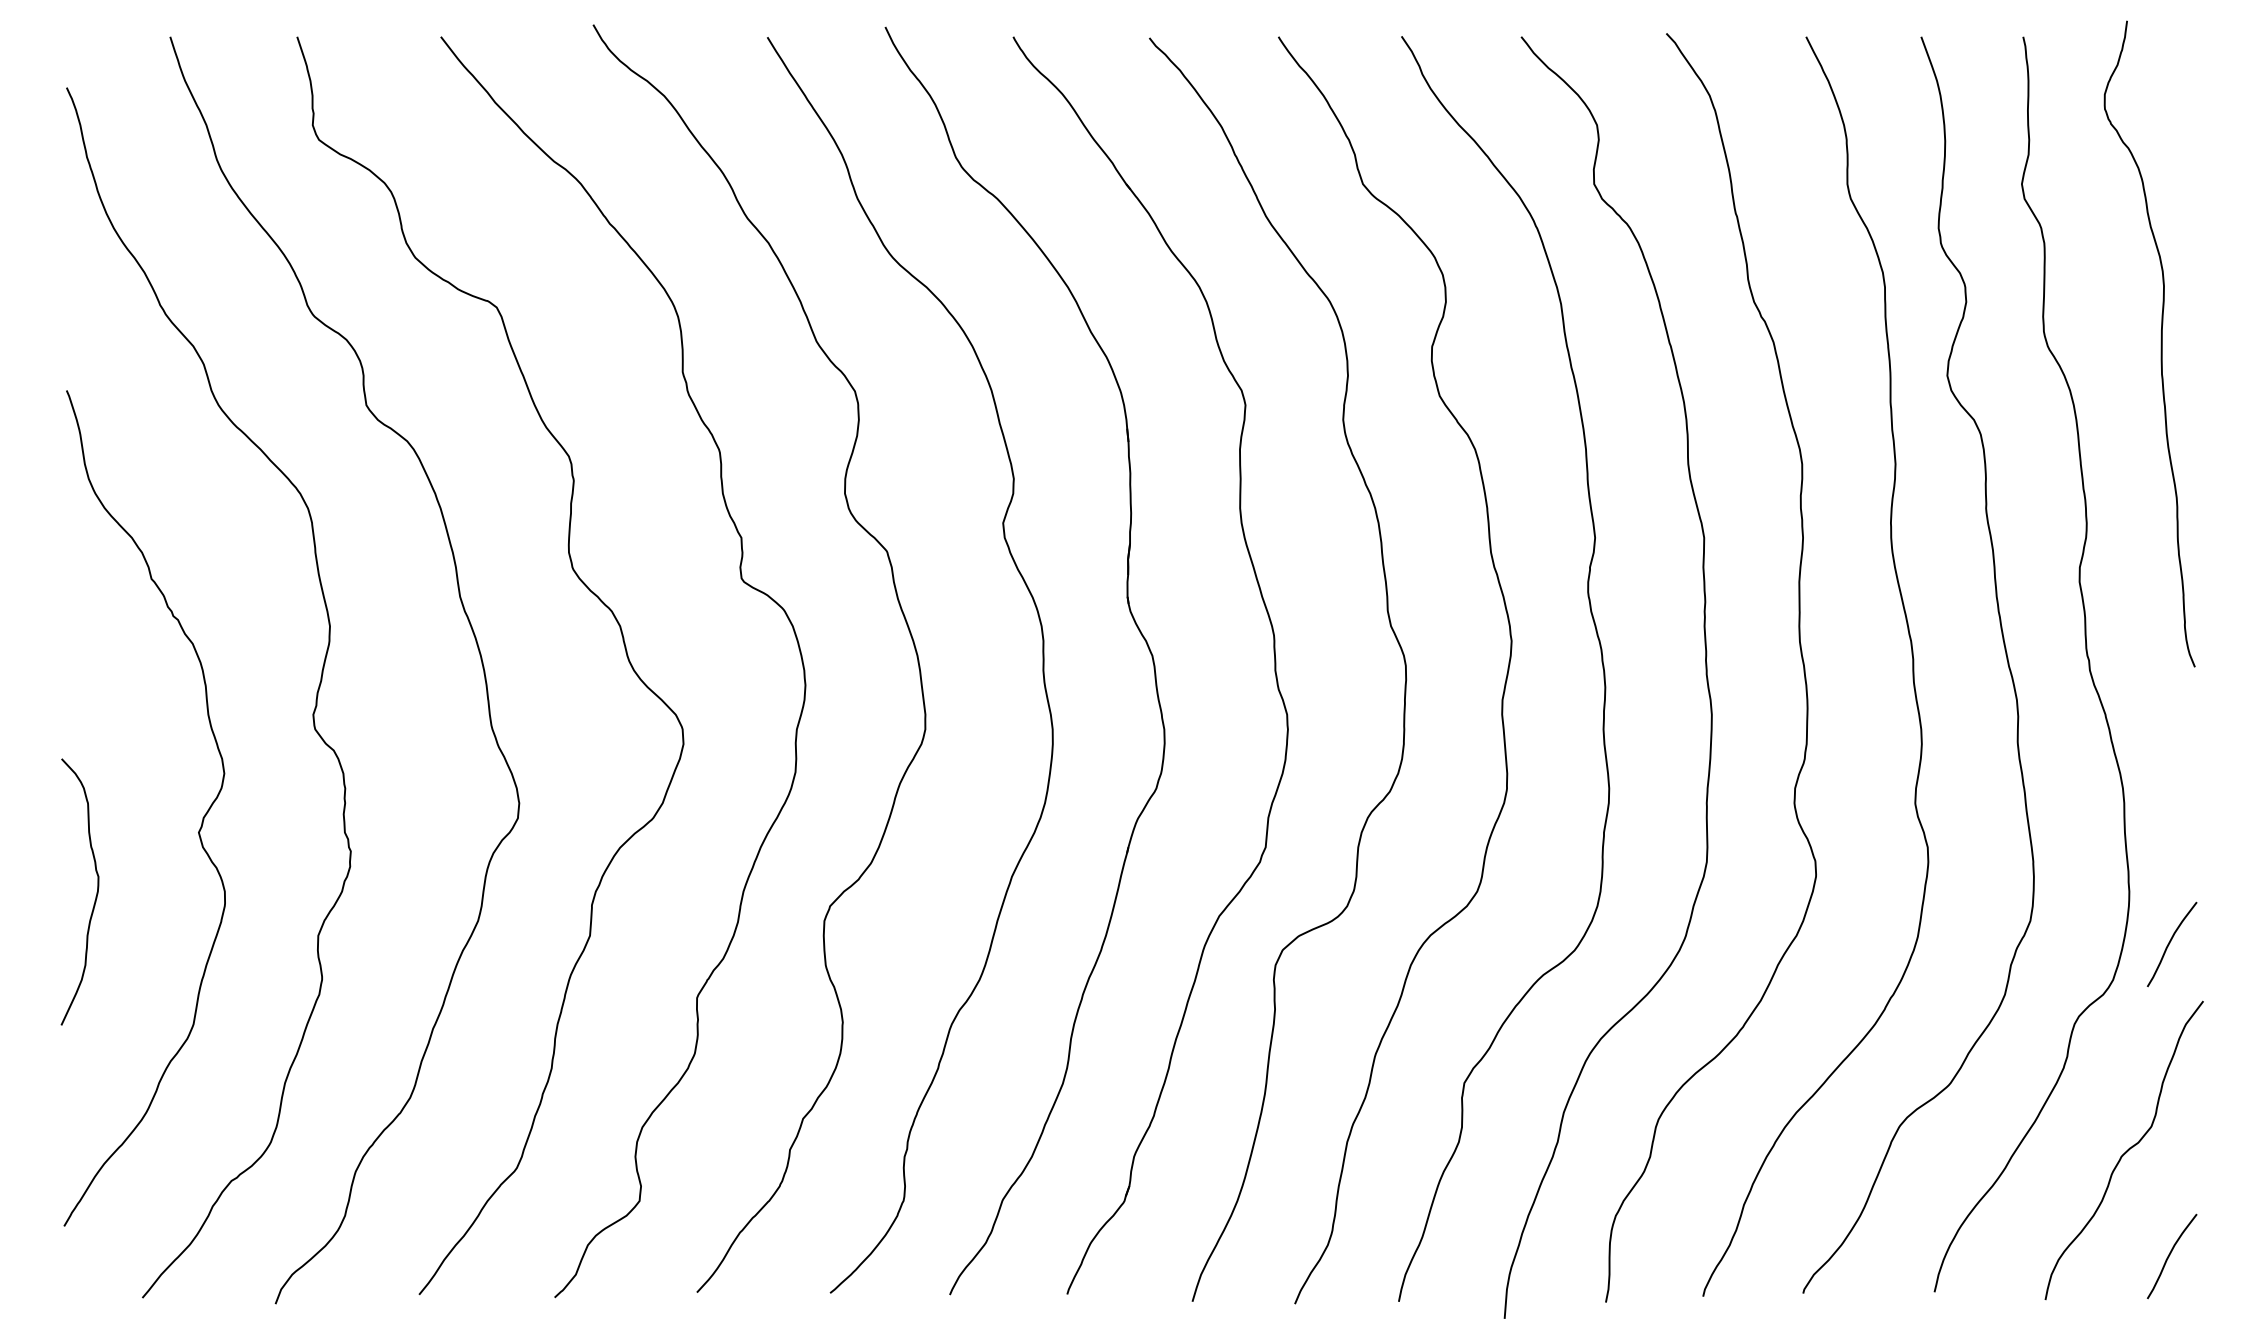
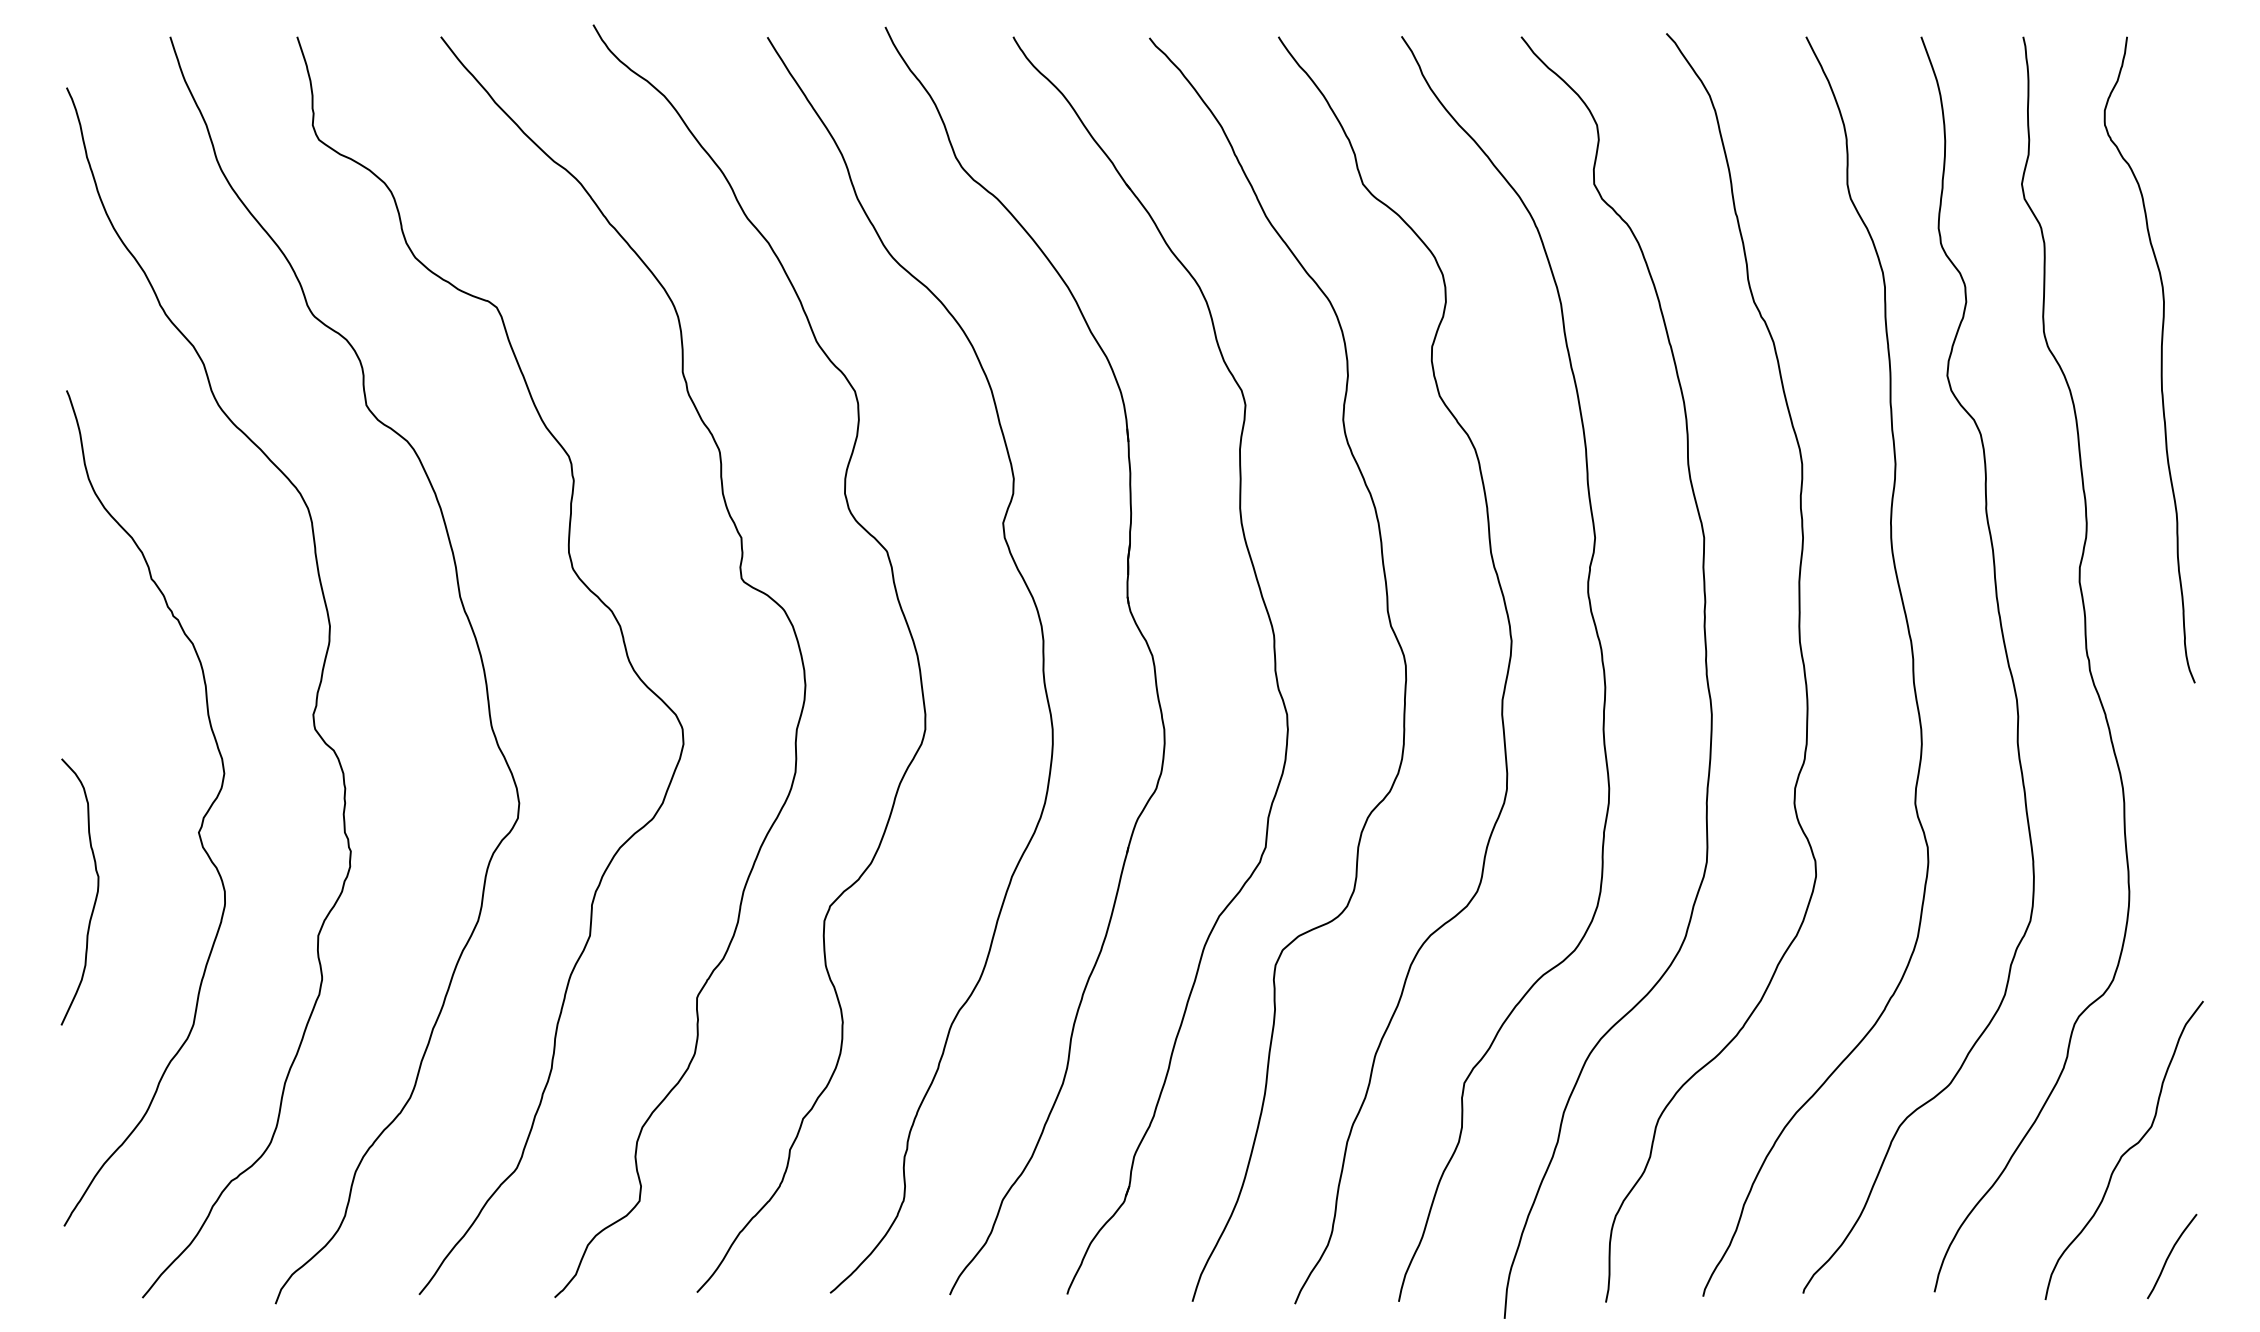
curve position: (2160, 343) -> (2160, 359) (2160, 359)
curve: present -> none (2170, 943)
